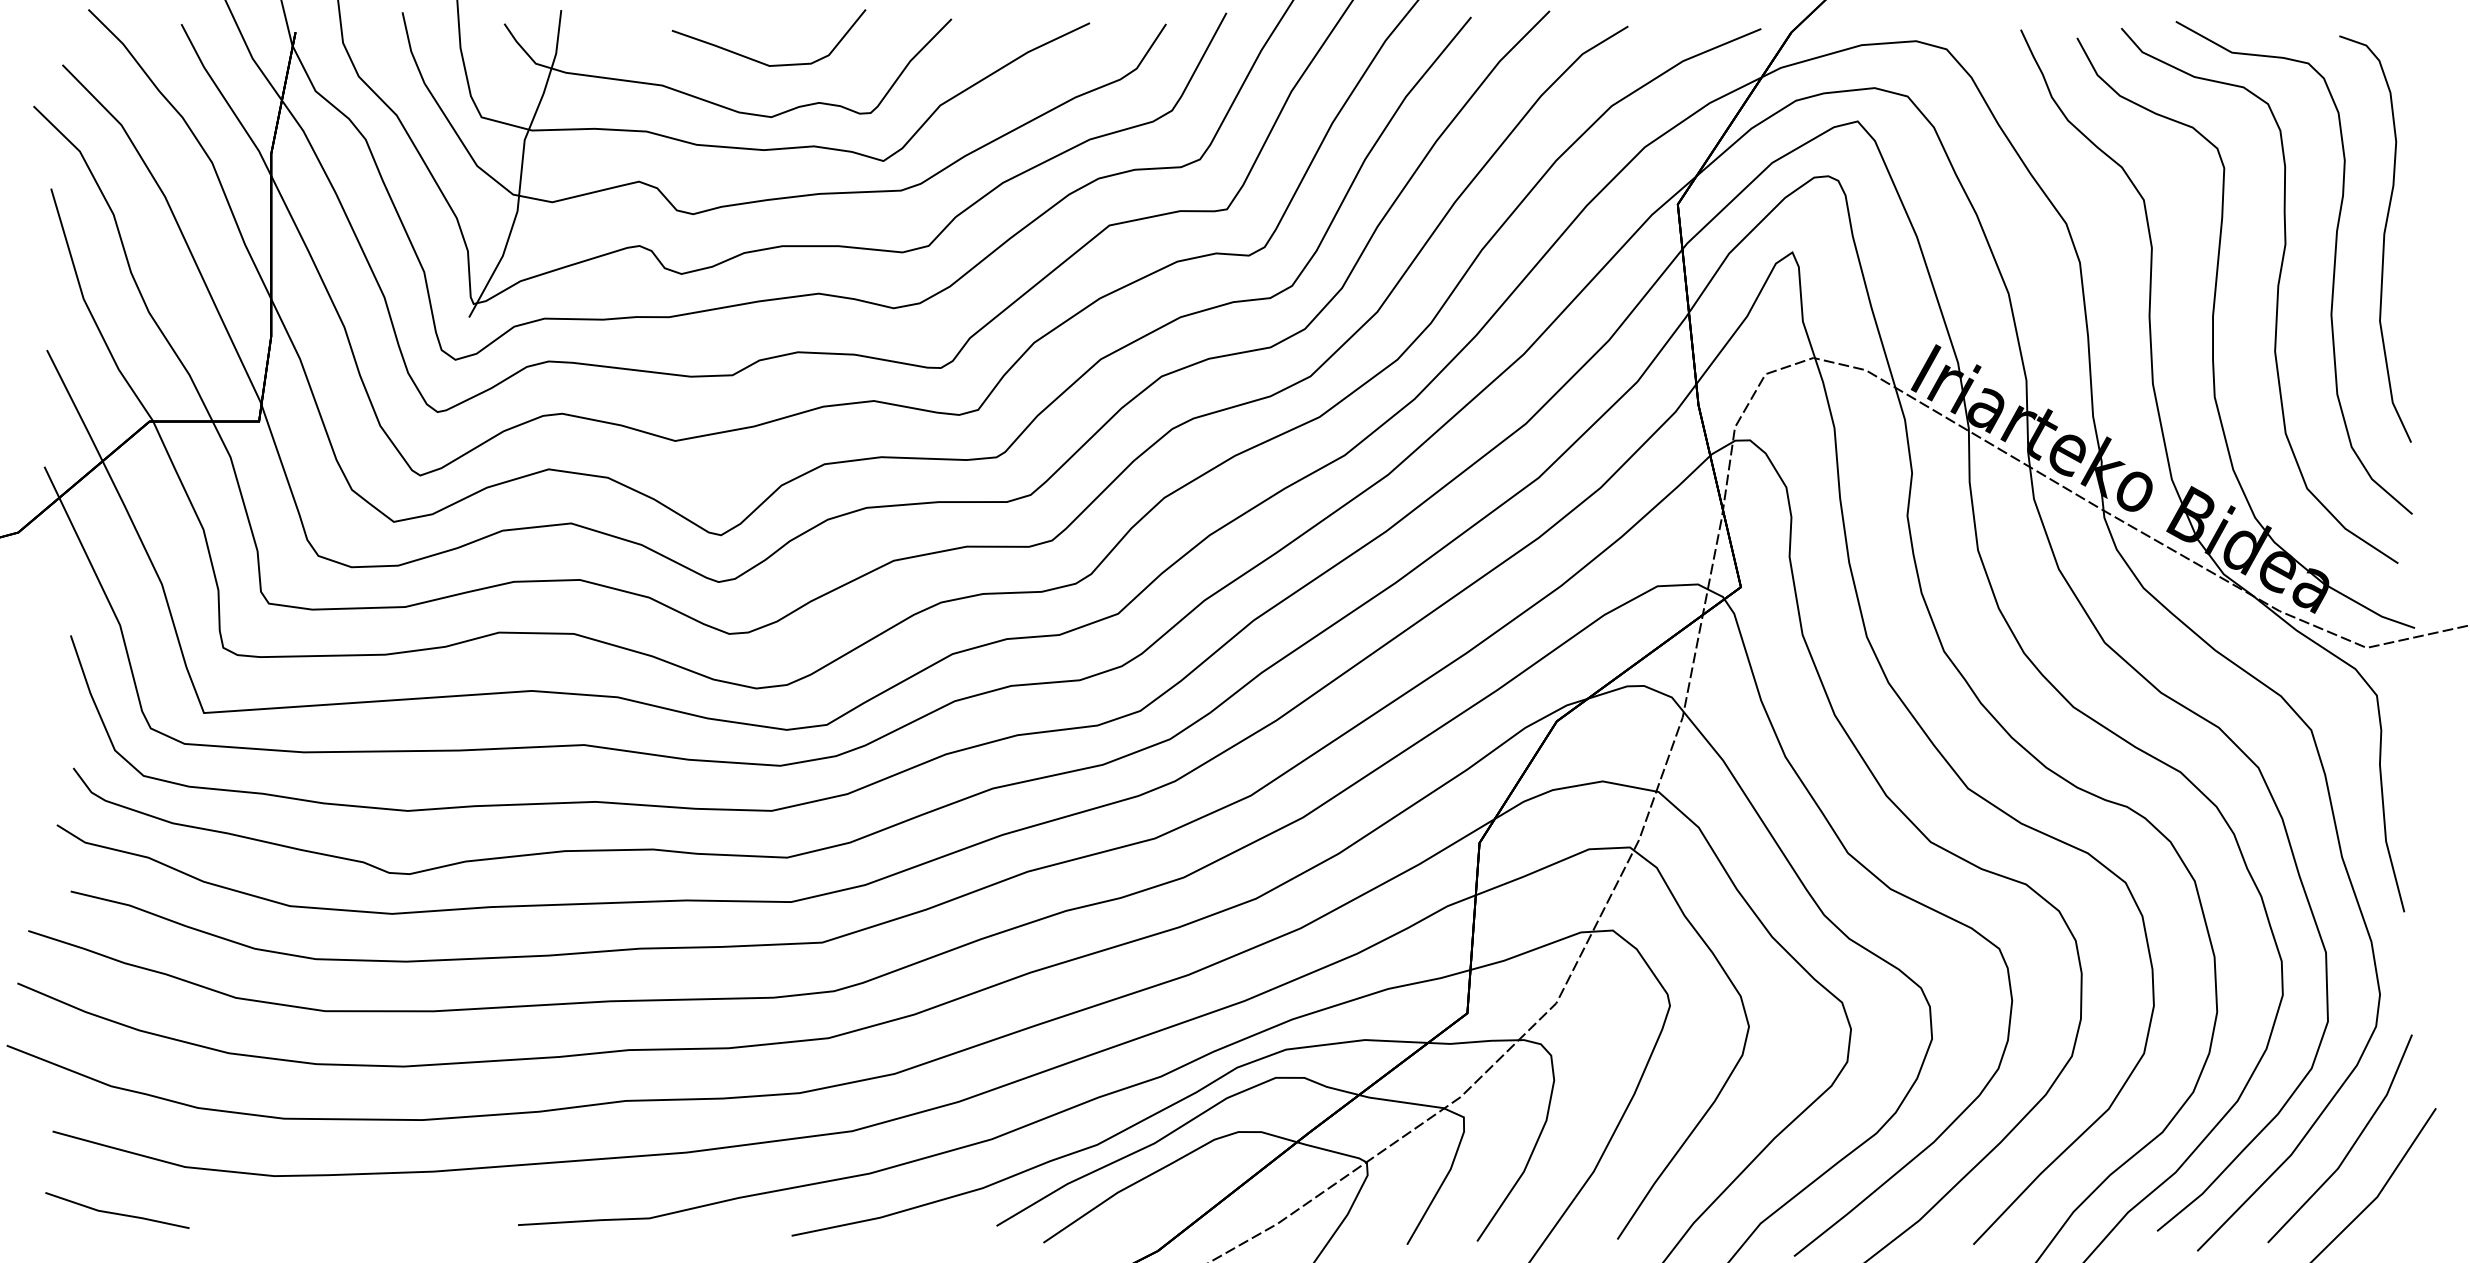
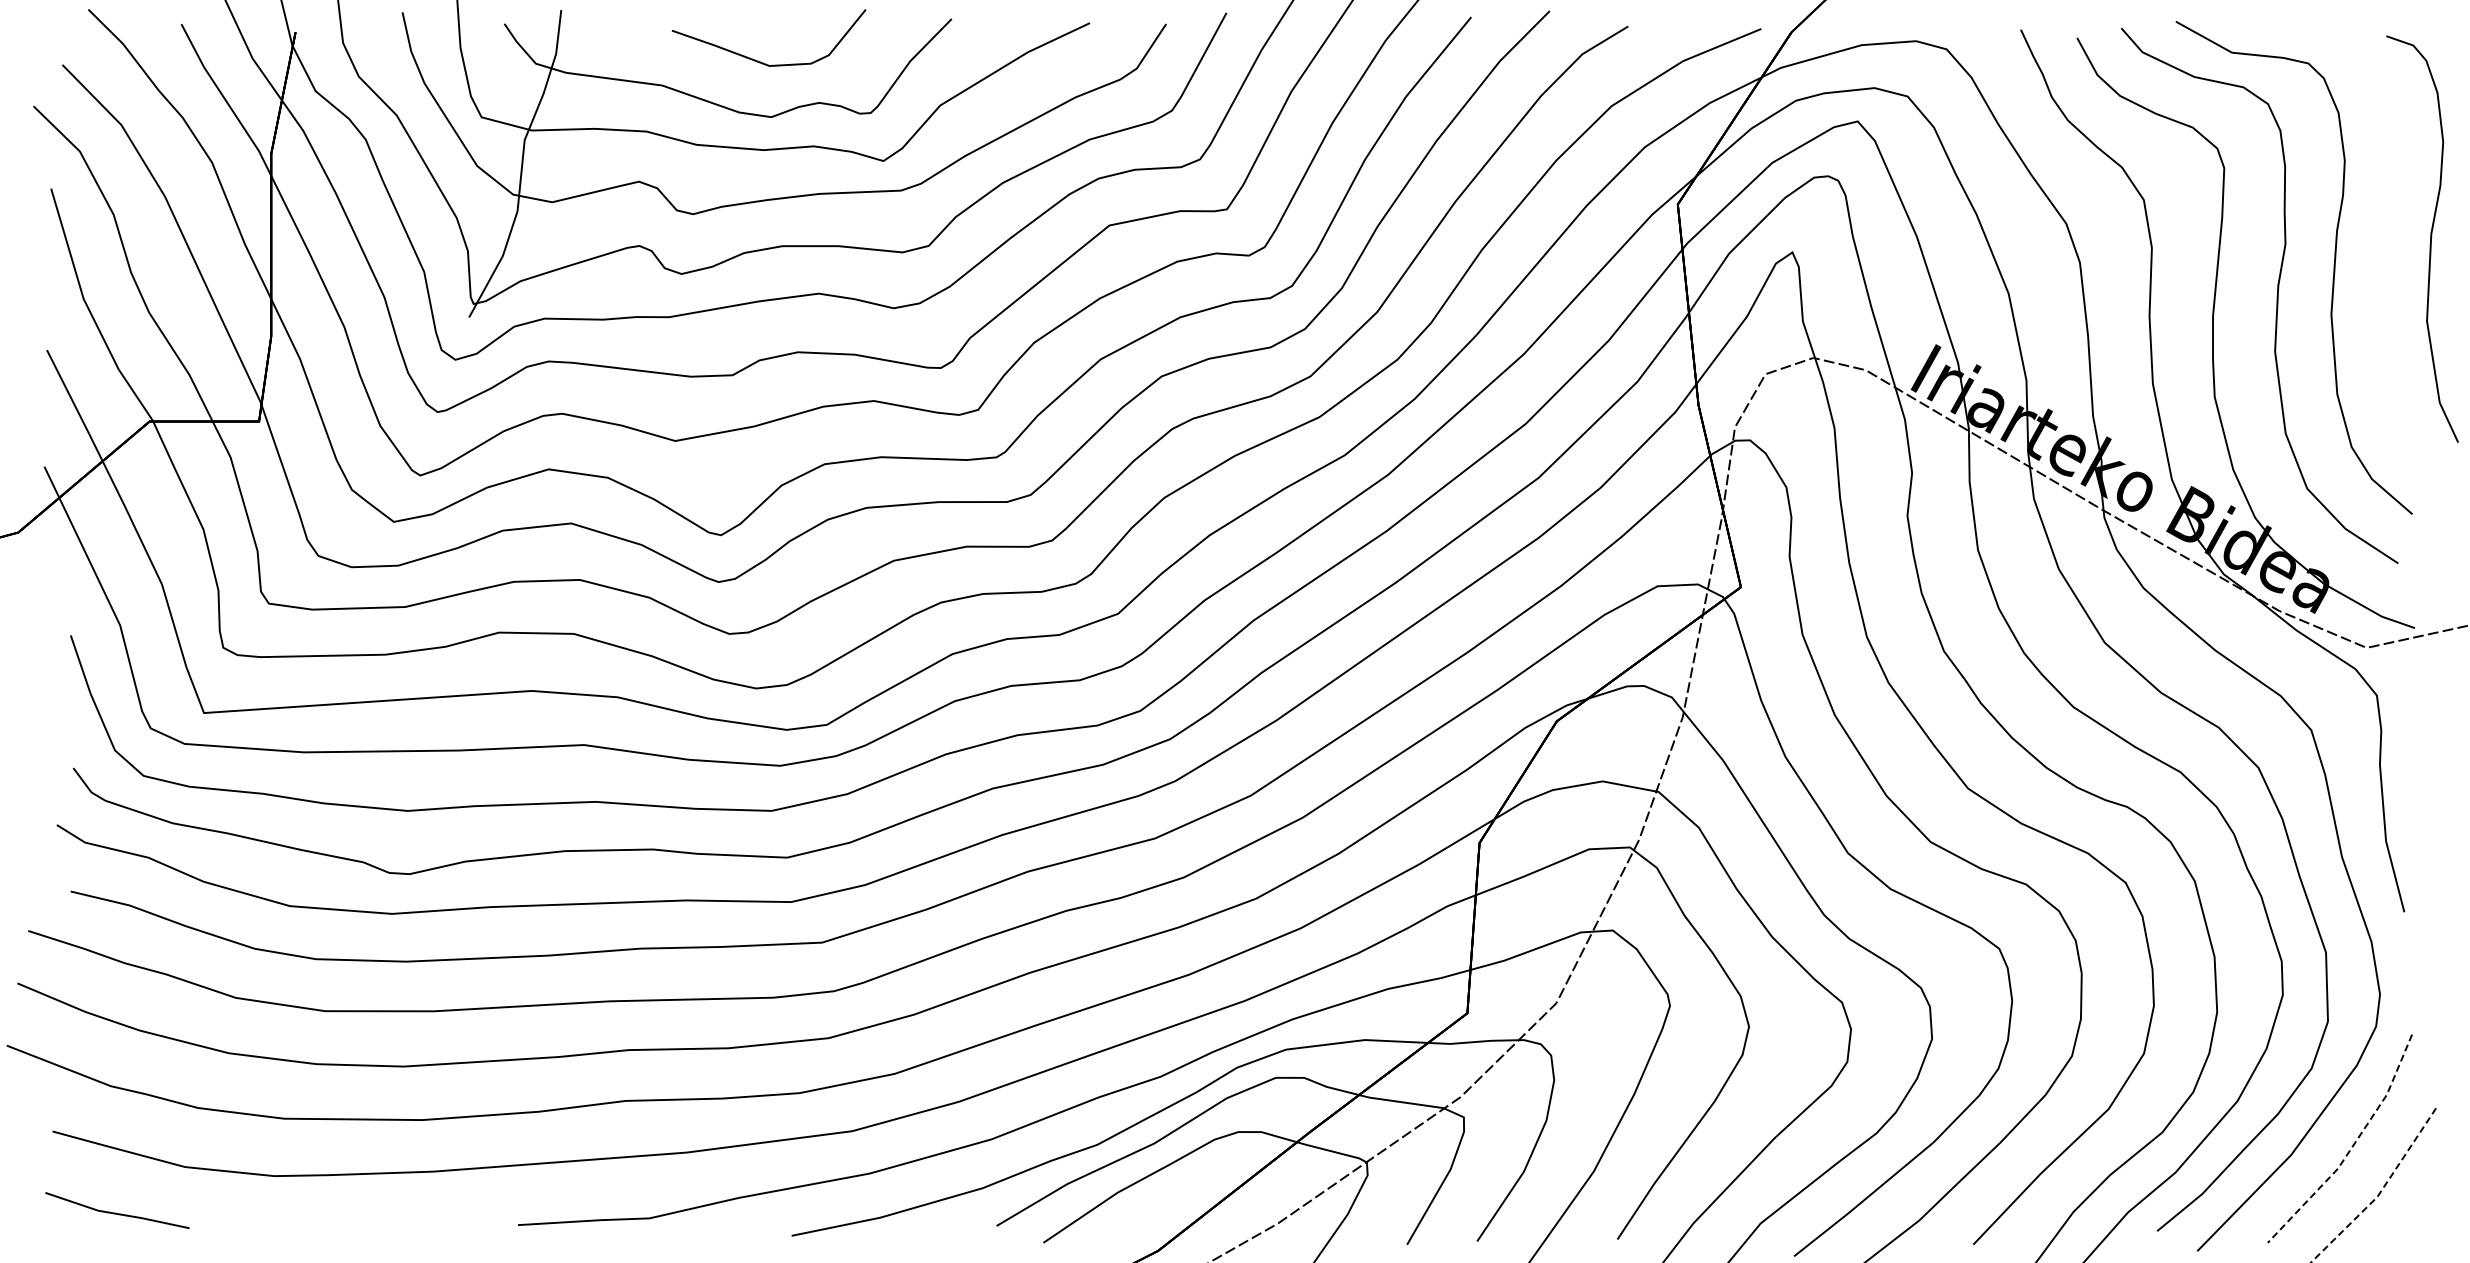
curve position: (2383, 238) -> (2430, 238) (2430, 238)
line: solid -> dashed (2352, 1147)
line: solid -> dashed (2380, 1192)
